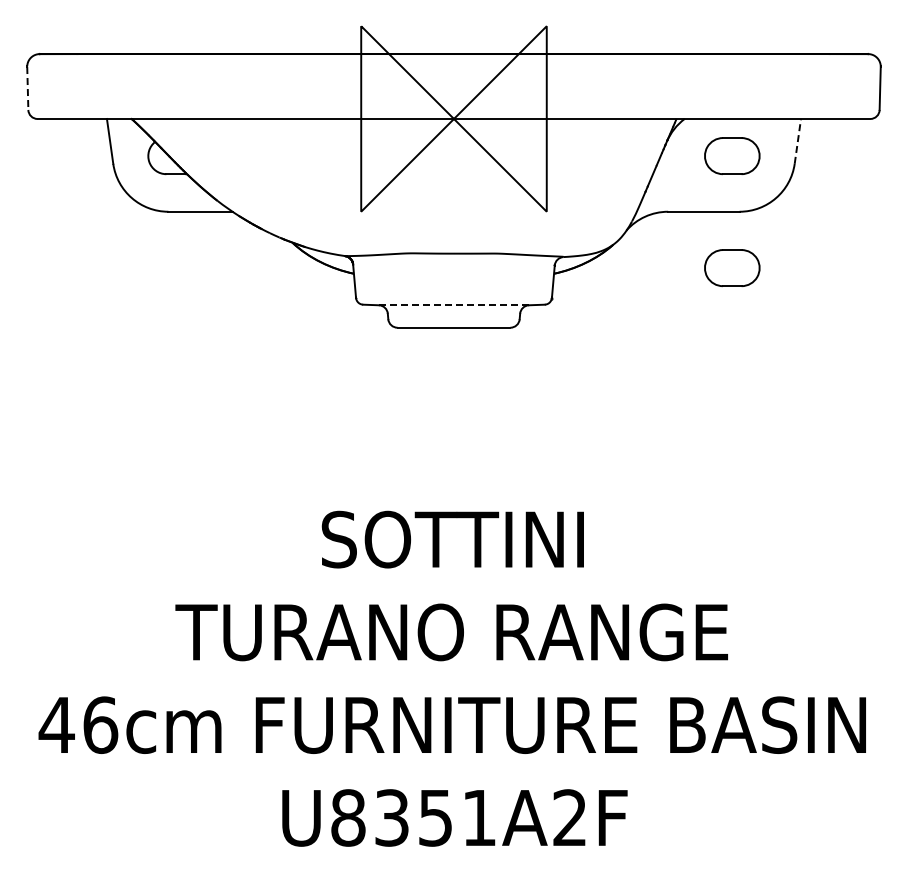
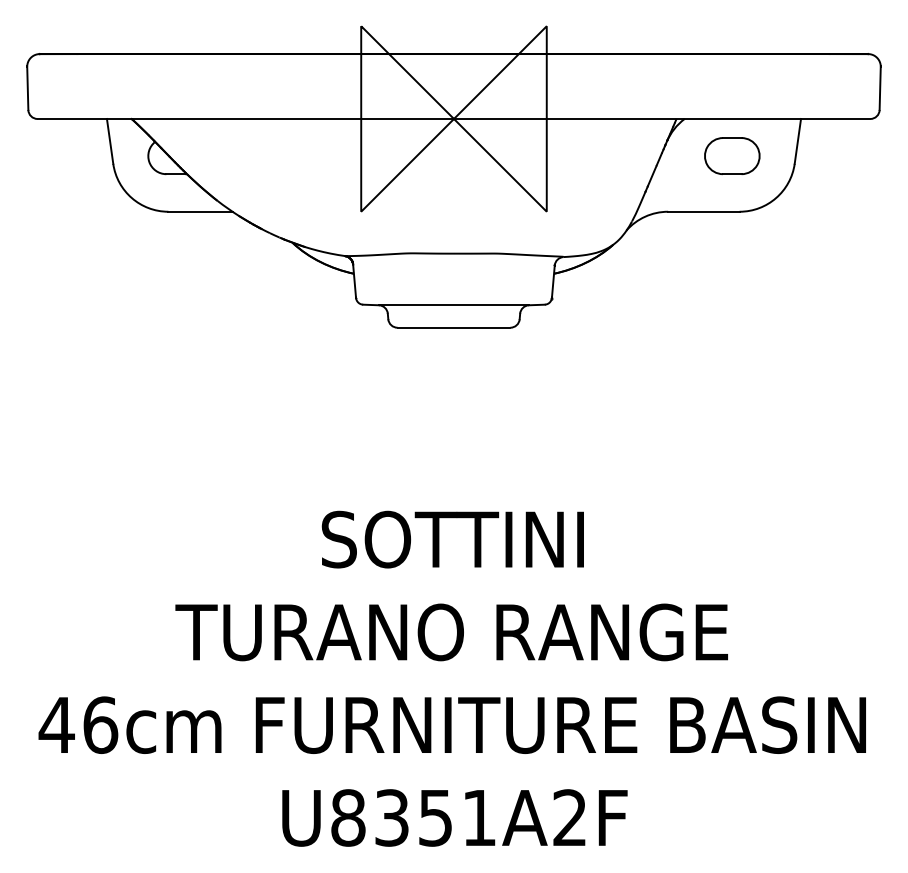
line: dashed -> solid (27, 88)
line: dashed -> solid (797, 141)
part: present -> none (732, 267)
line: dashed -> solid (454, 305)
